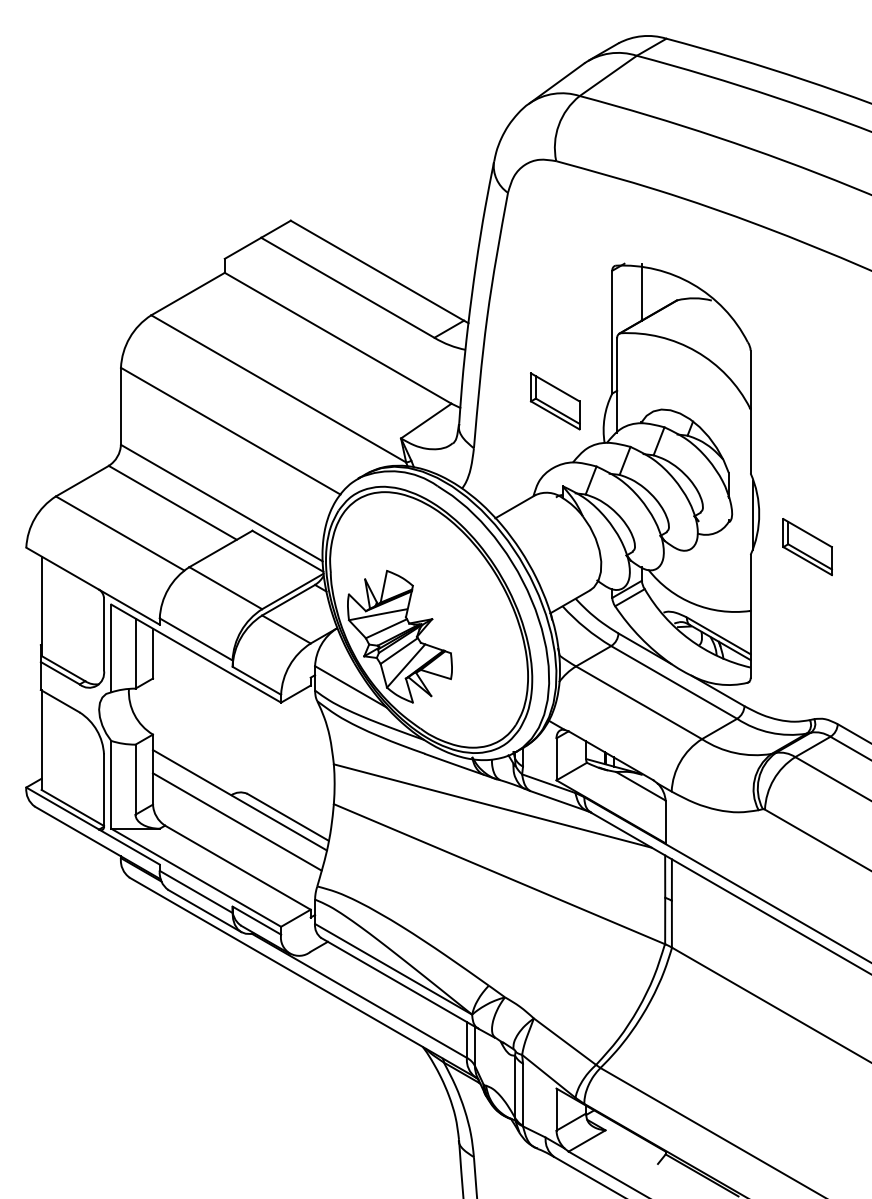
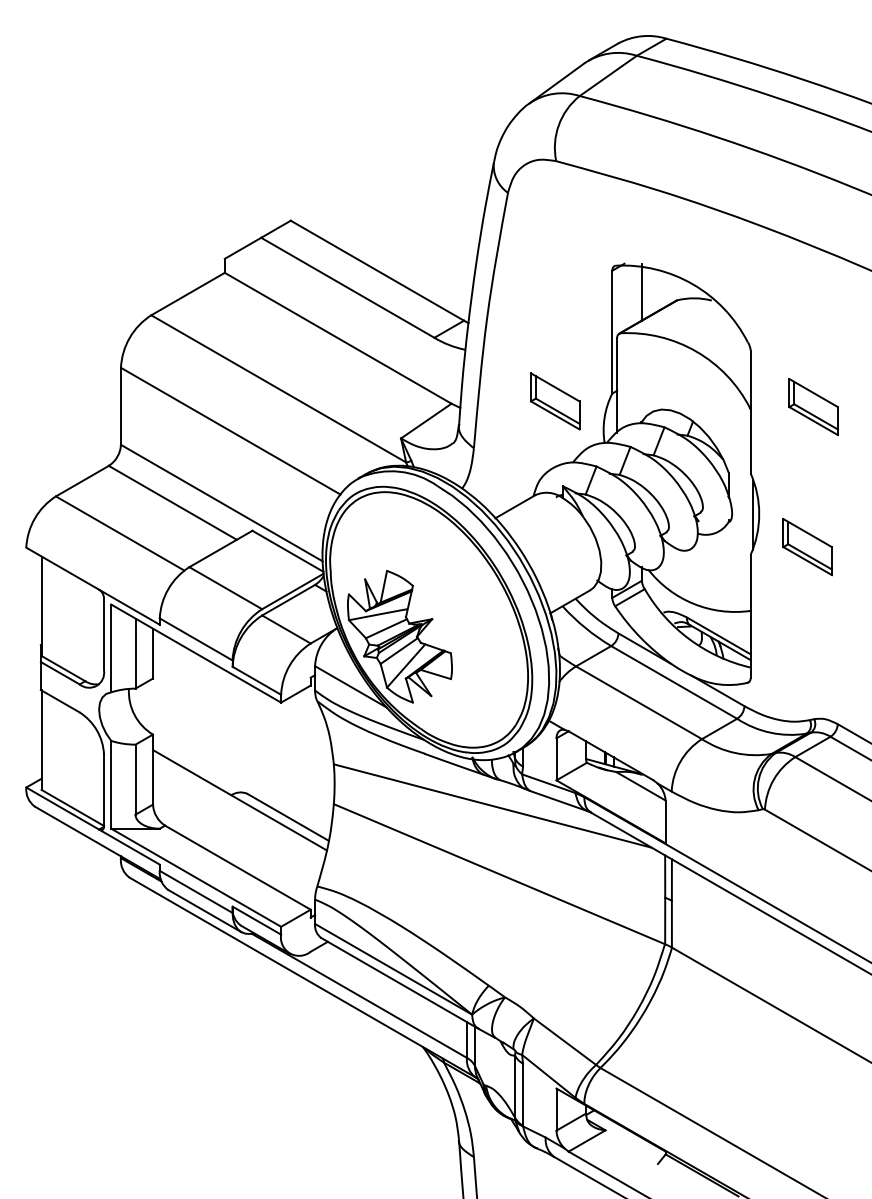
part: none -> present (813, 407)
line: present -> none (237, 821)
